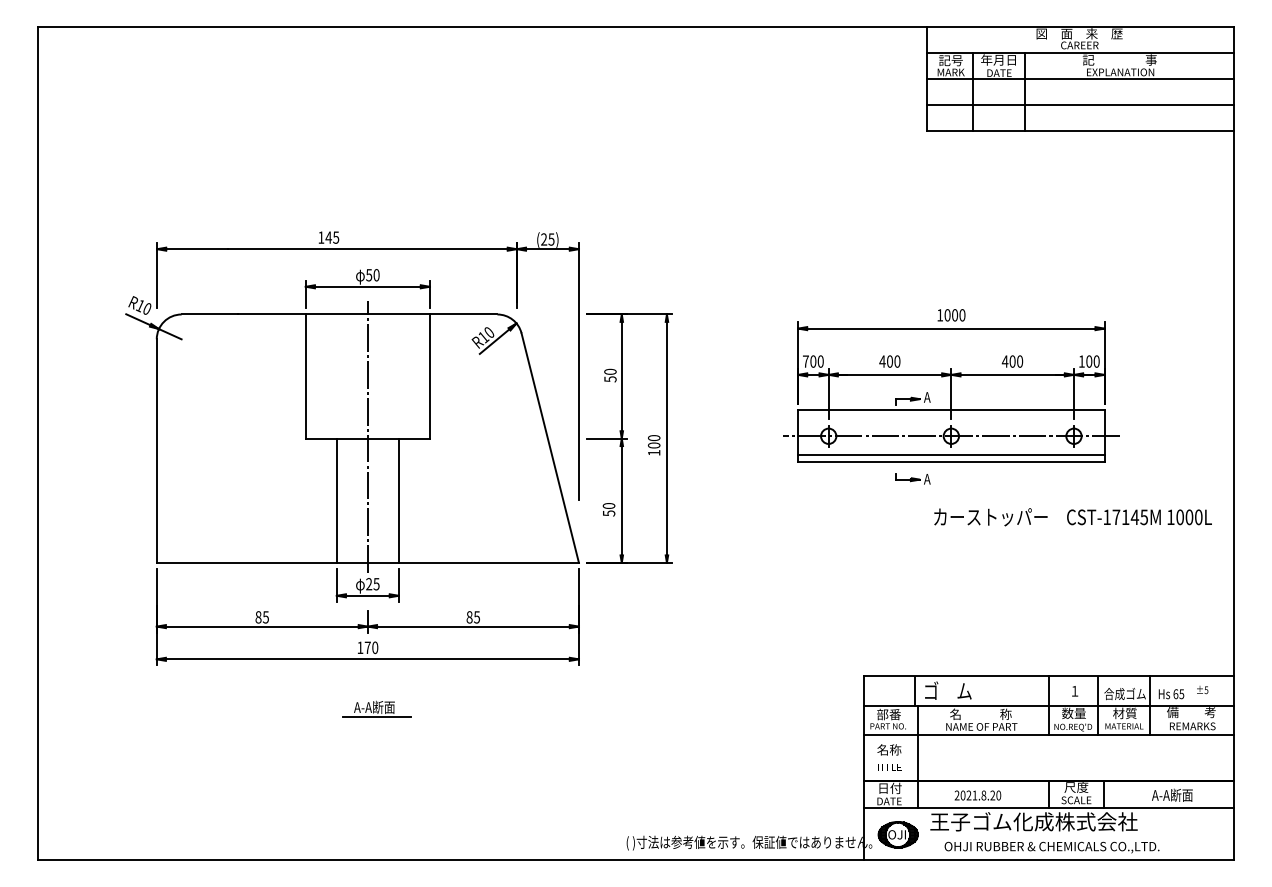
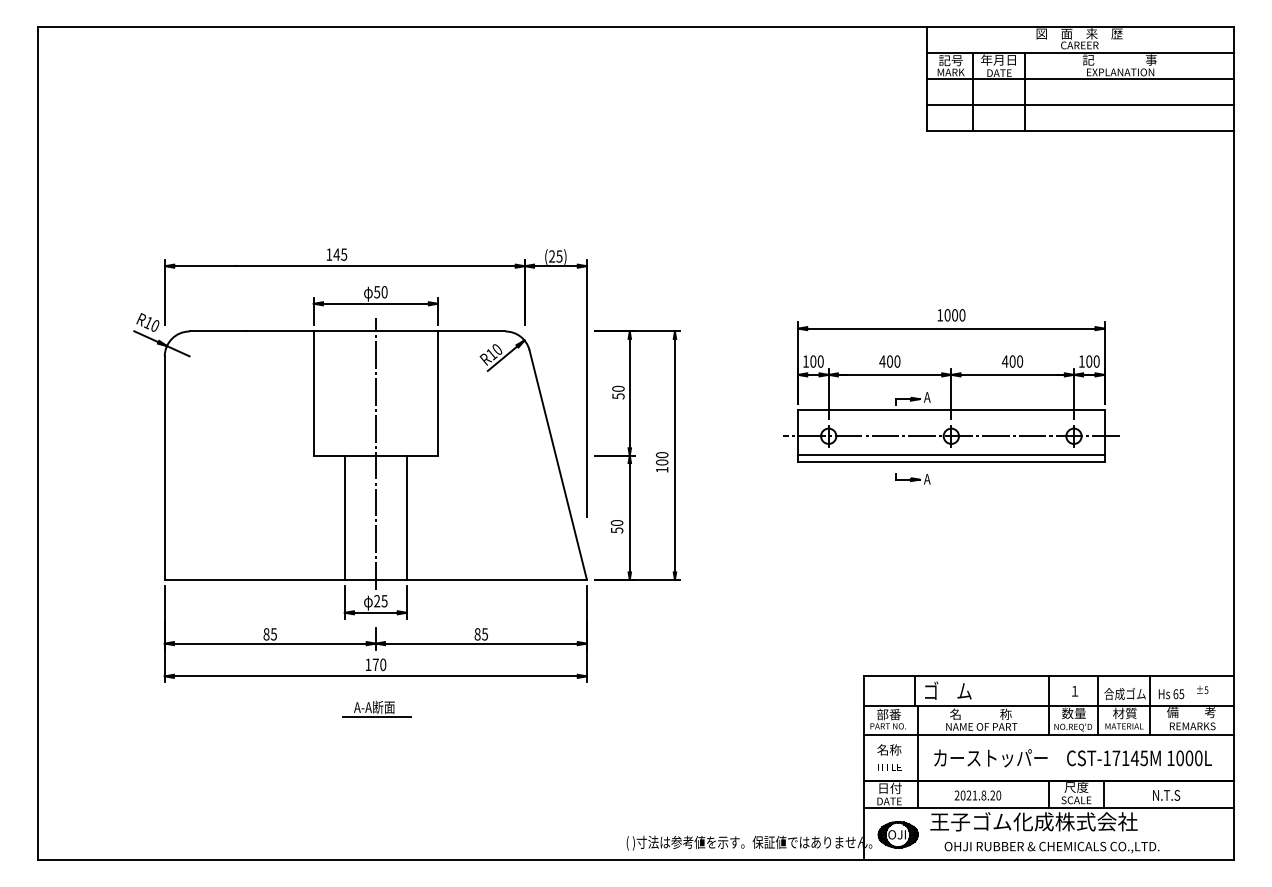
text: 700 -> 100 (805, 361)
part position: (398, 448) -> (406, 465) (406, 465)
text position: (1072, 517) -> (1072, 758) (1072, 758)
text: A-A断面 -> N.T.S (1172, 794)
